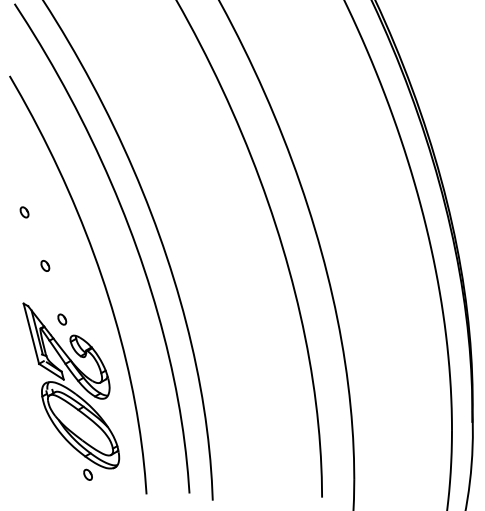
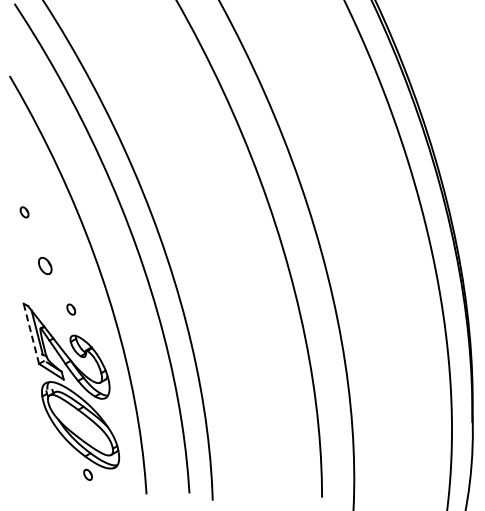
part size: 11x12 px -> 15x20 px (45, 265)
part position: (62, 319) -> (71, 309) (71, 309)
line: solid -> dashed (31, 333)
